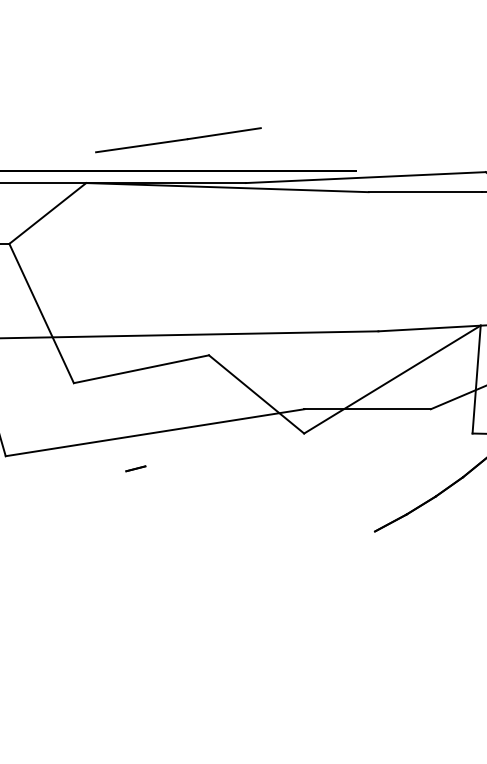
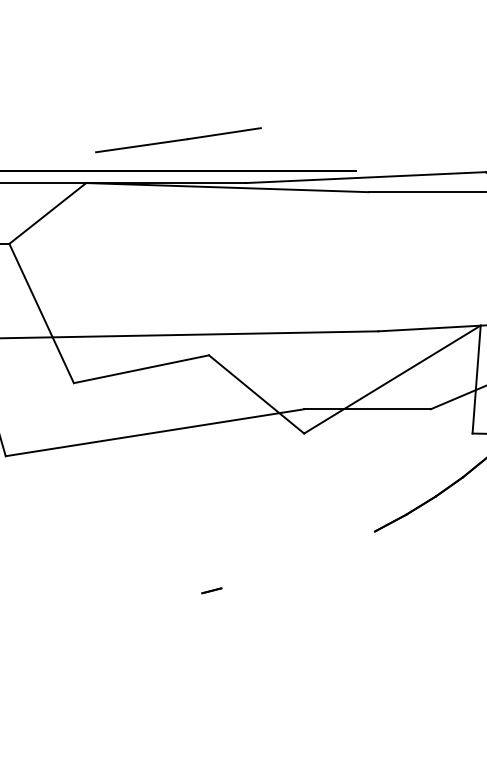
line position: (135, 468) -> (211, 590) (211, 590)
